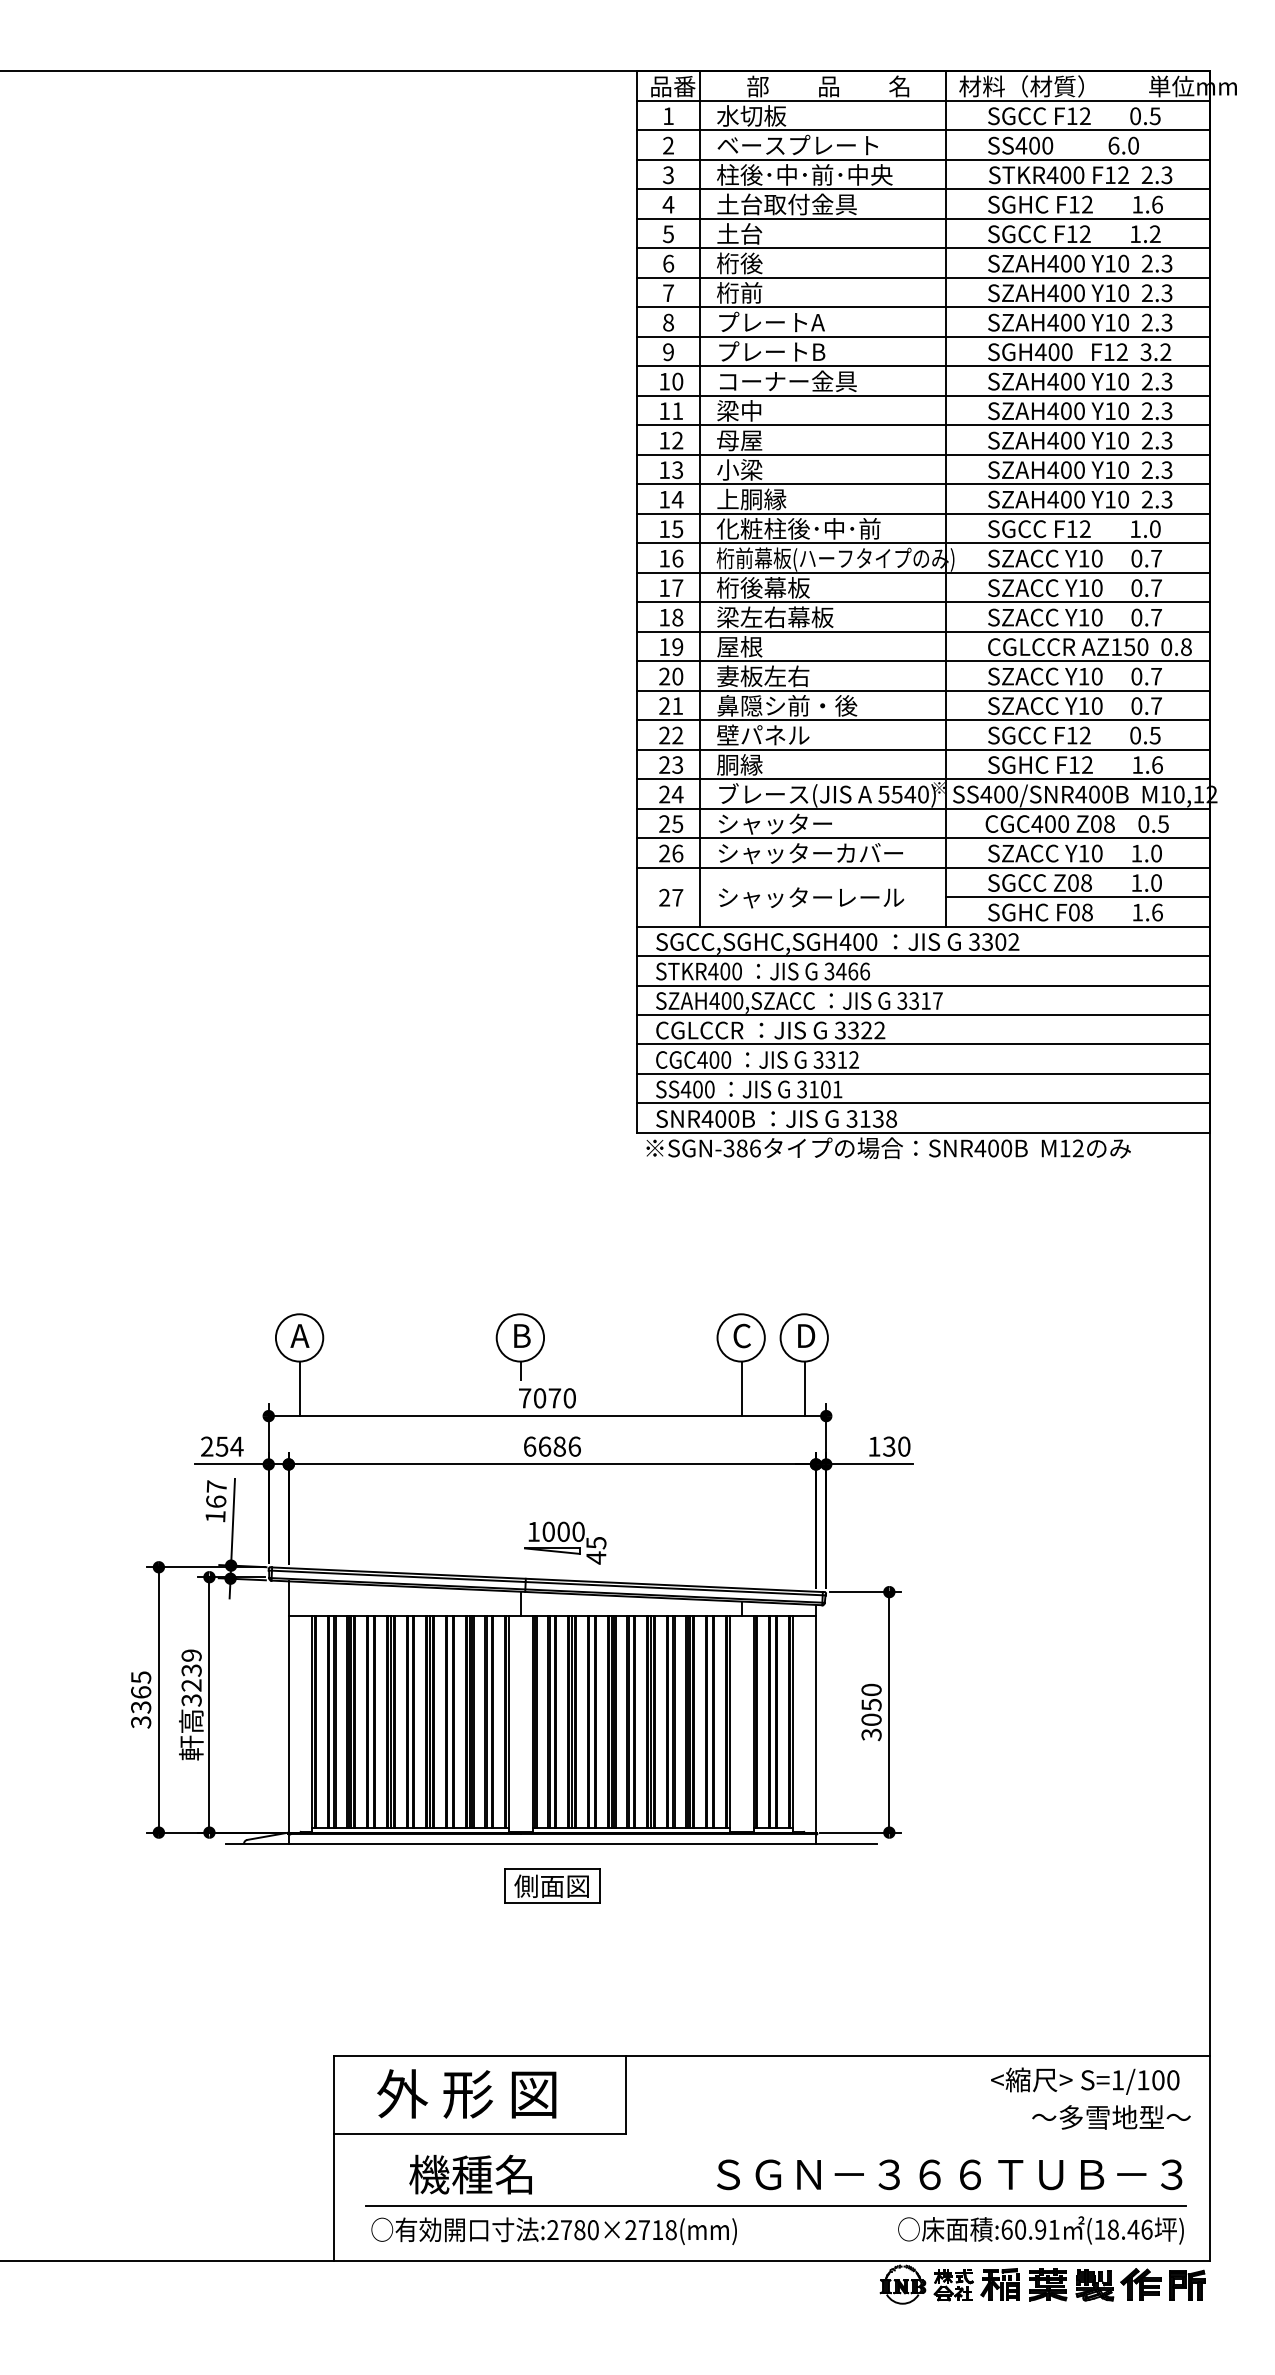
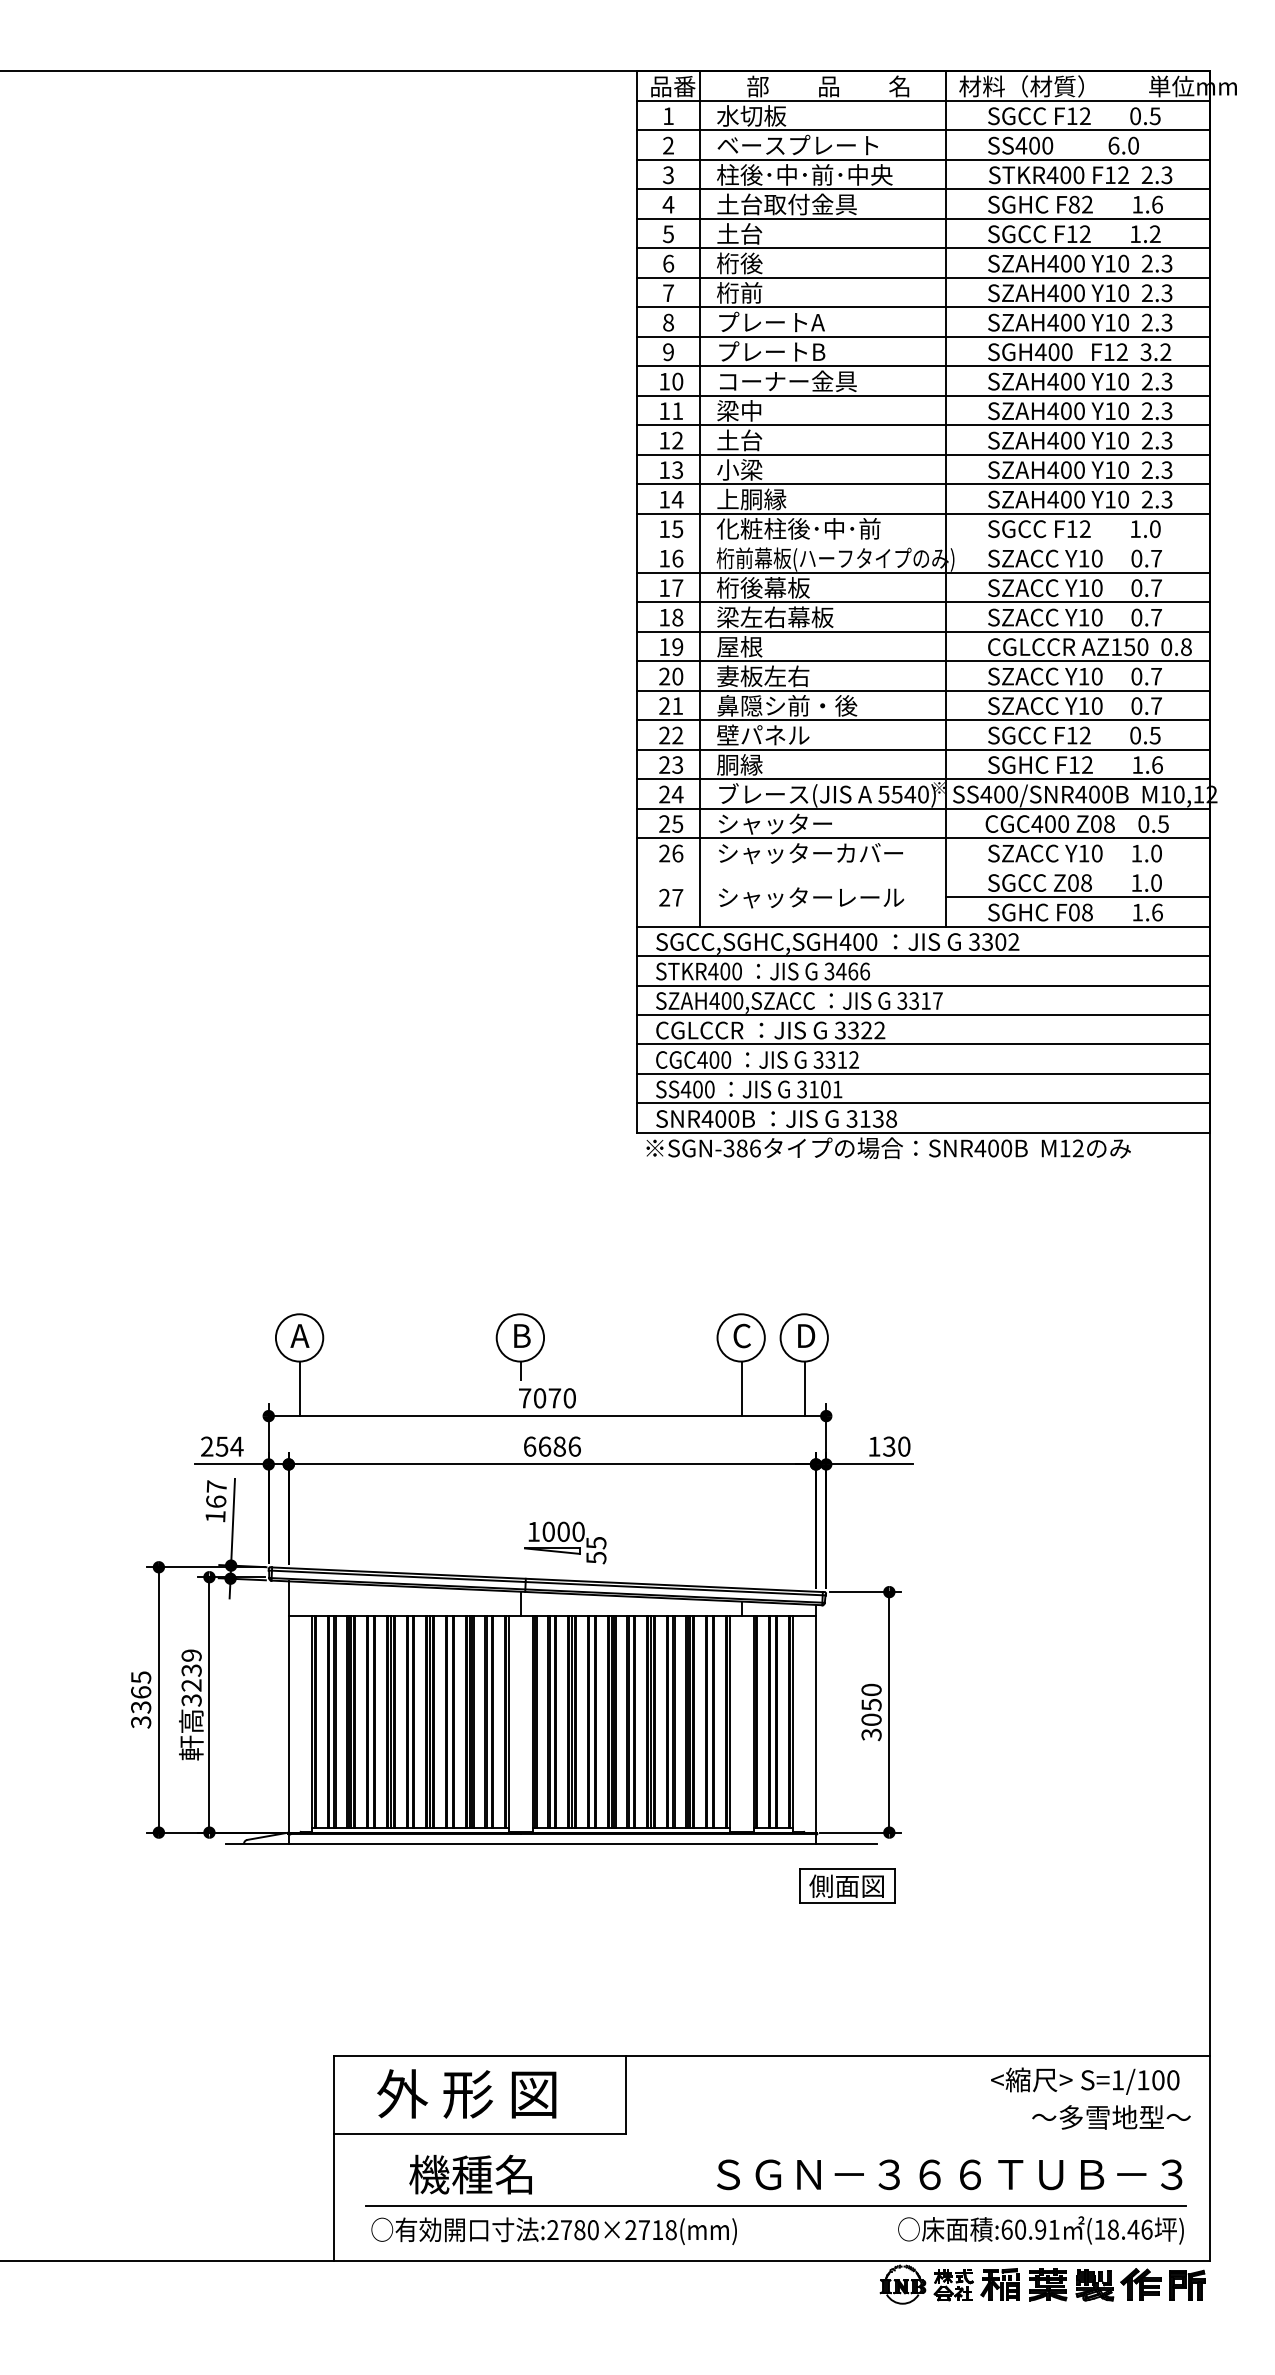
text: F12 -> F82 (1074, 204)
text: 母屋 -> 土台 (739, 440)
line: present -> none (923, 543)
line: present -> none (923, 867)
text: 45 -> 55 (596, 1557)
part position: (552, 1885) -> (847, 1885) (847, 1885)
